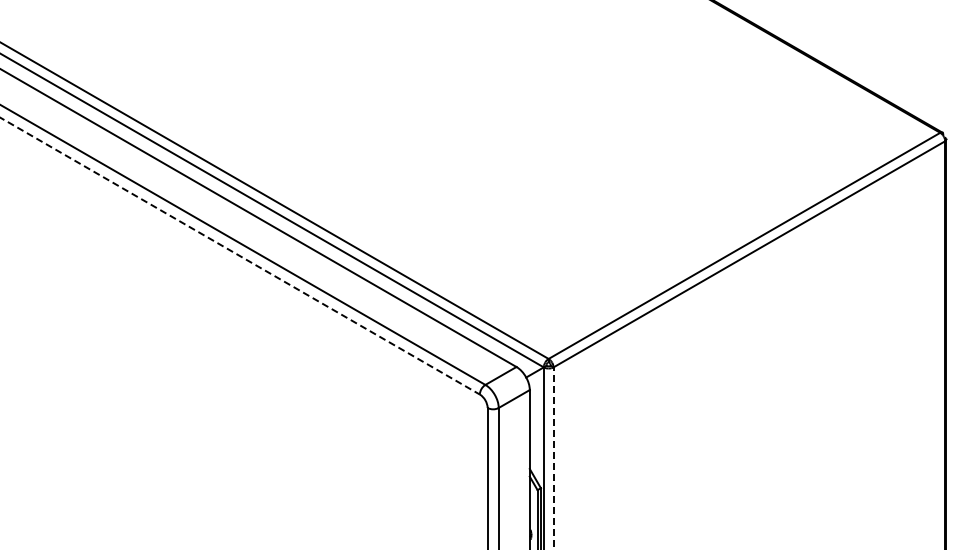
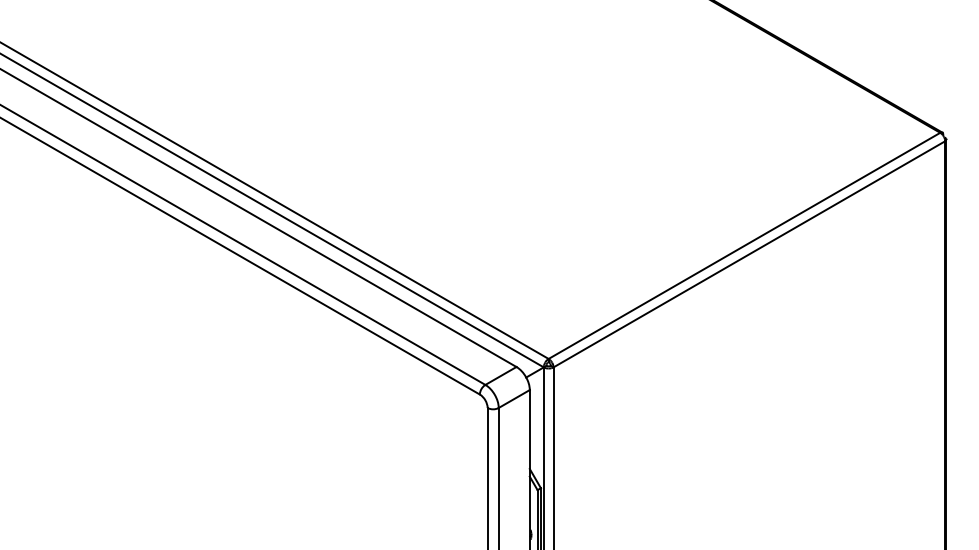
line: dashed -> solid (240, 256)
line: dashed -> solid (553, 458)
